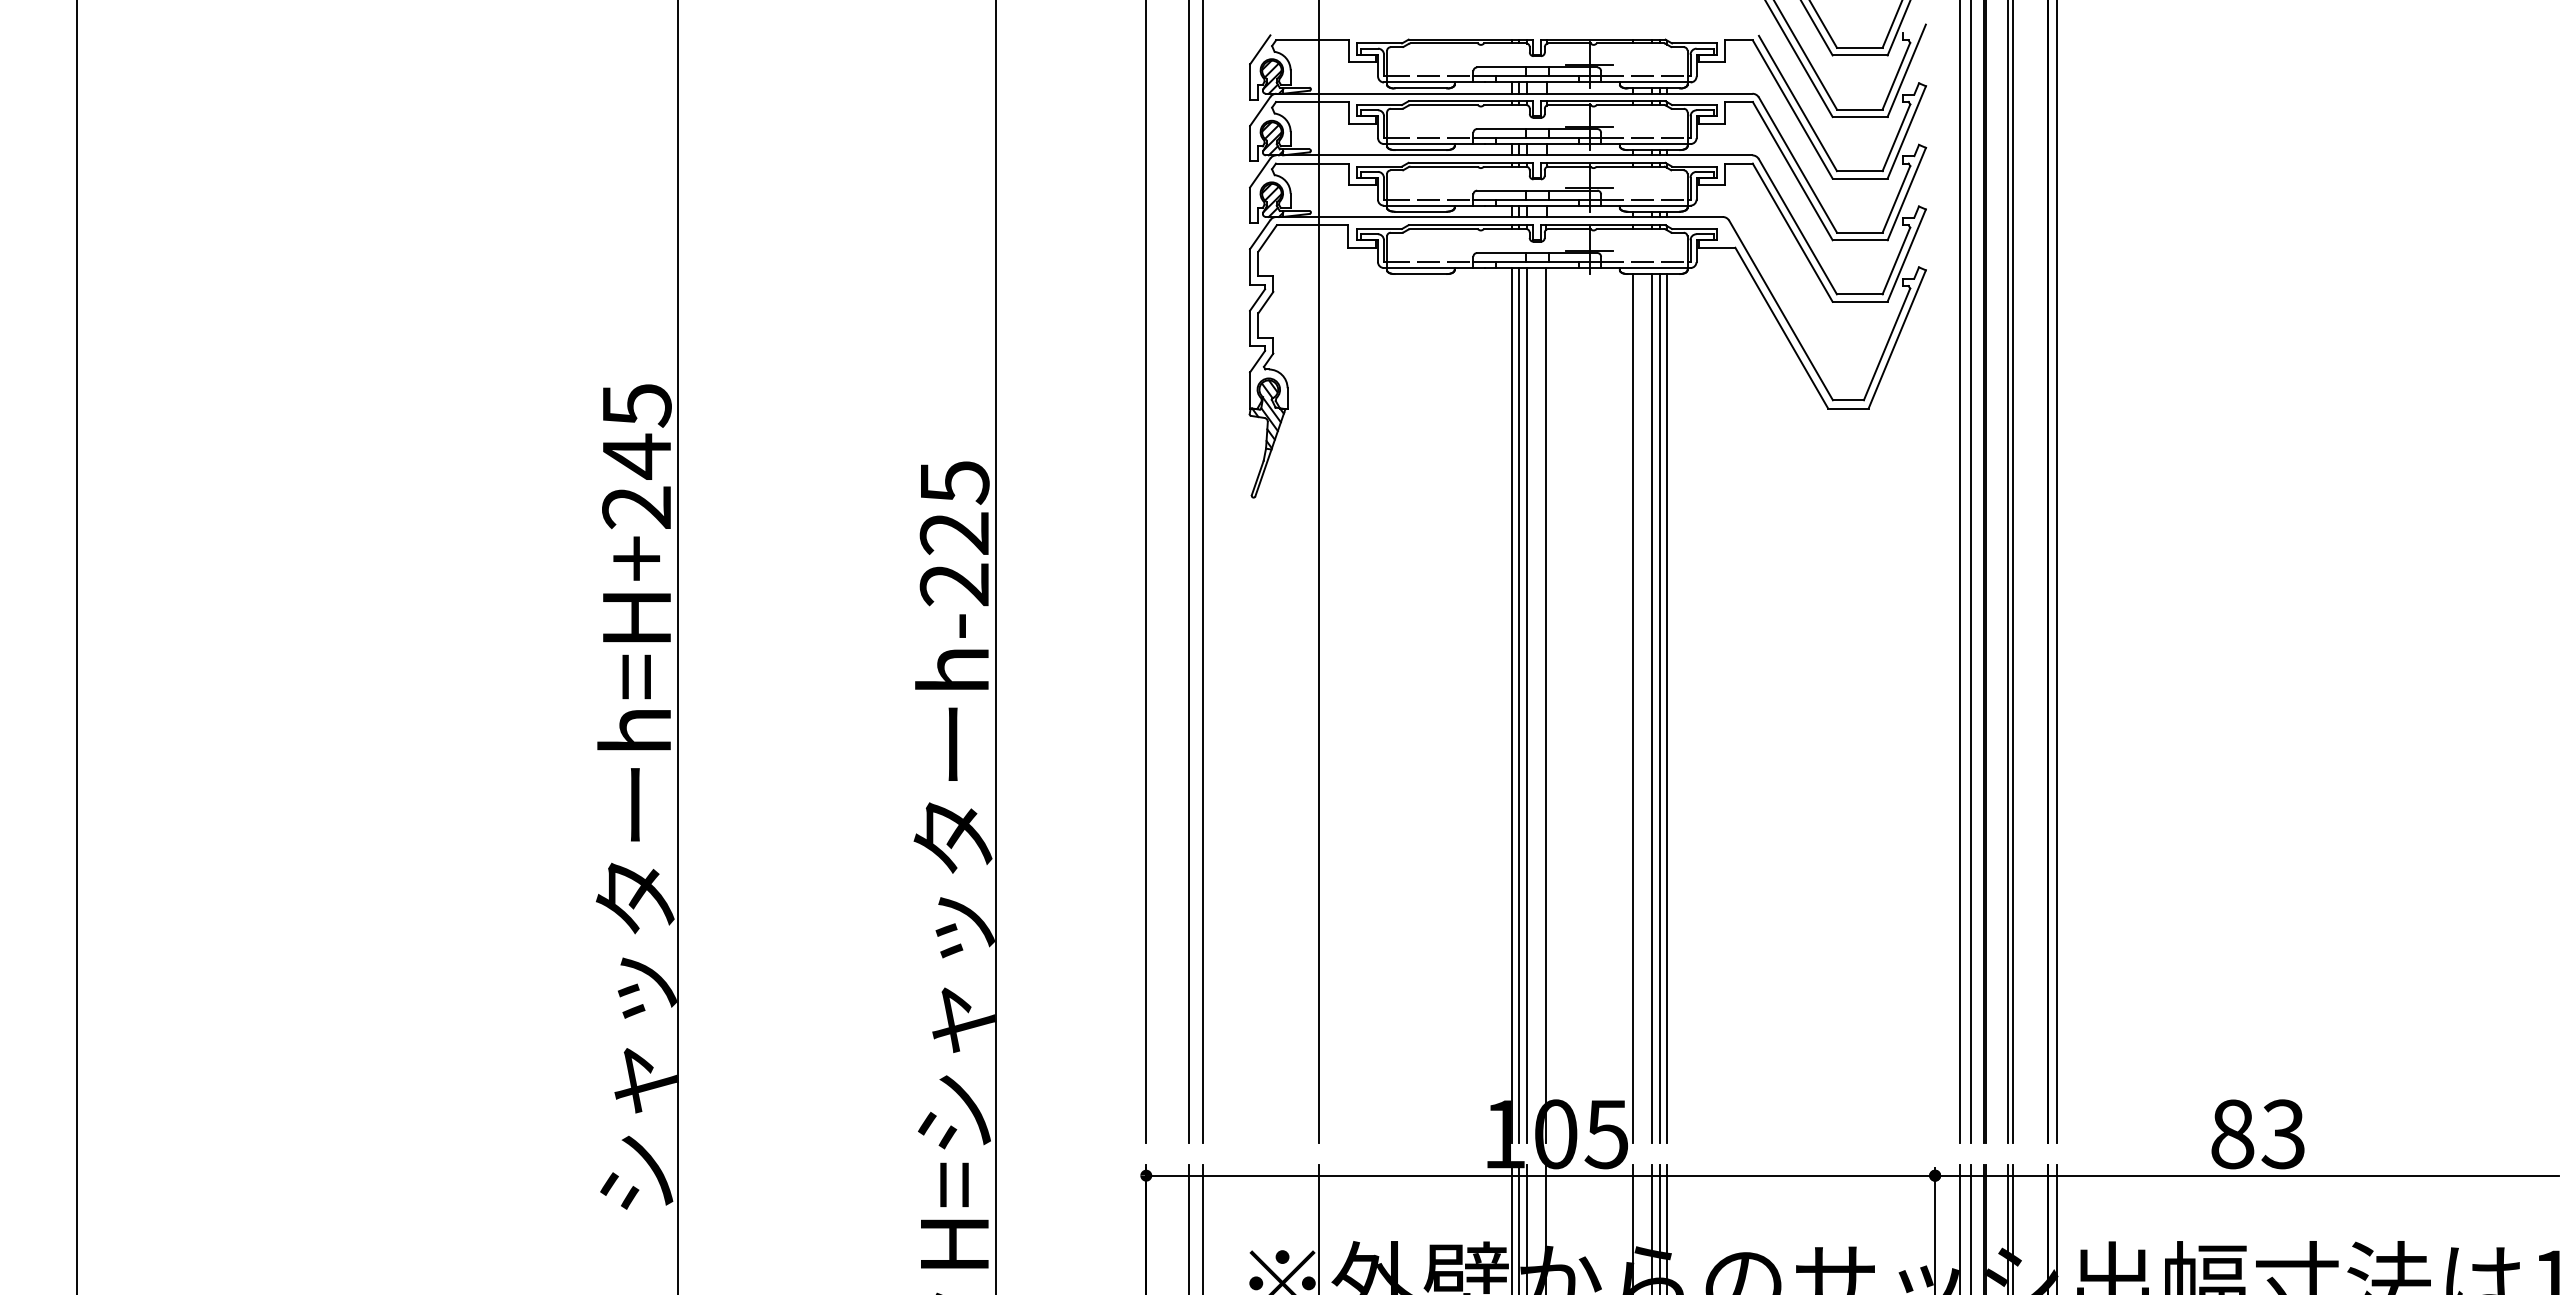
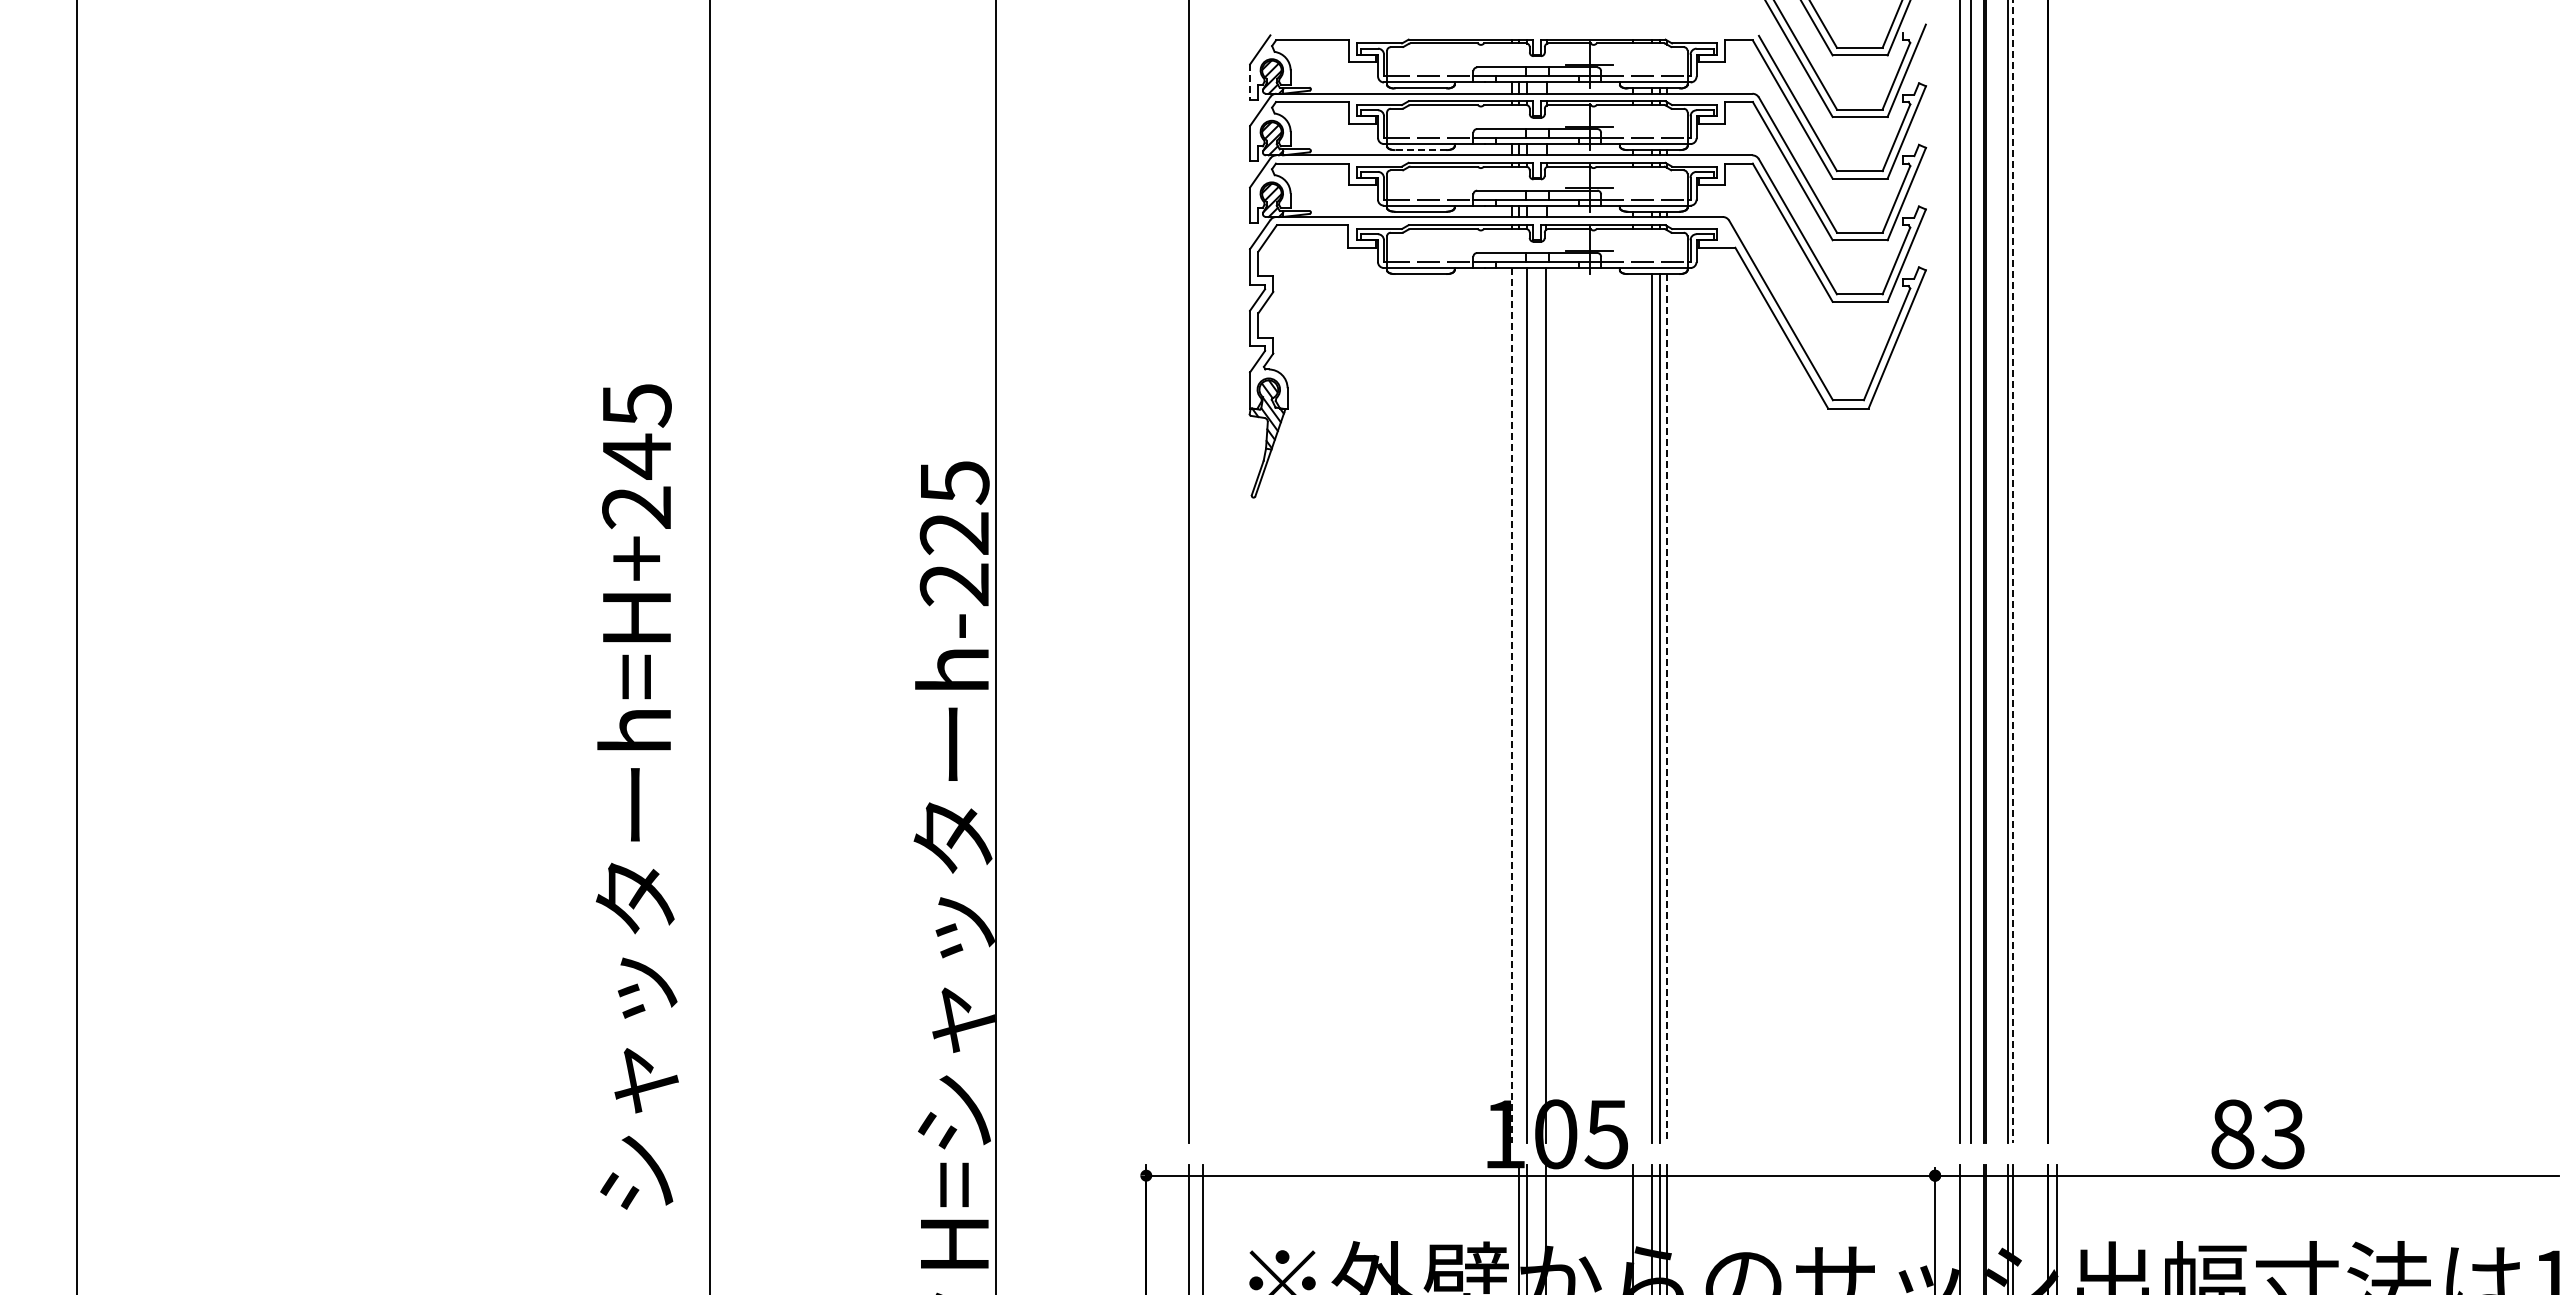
line: solid -> dashed (1250, 82)
line: solid -> dashed (1420, 150)
line: present -> none (1146, 572)
line: present -> none (1202, 572)
line: present -> none (1319, 572)
line: solid -> dashed (2012, 572)
line: present -> none (2056, 572)
line position: (678, 646) -> (710, 646) (710, 646)
line: solid -> dashed (1511, 705)
line: present -> none (1519, 705)
line: present -> none (1632, 708)
line: solid -> dashed (1667, 708)
line: present -> none (1319, 1228)
line: present -> none (1511, 1228)
line: present -> none (1971, 1228)
